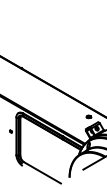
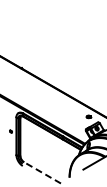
line: solid -> dashed (42, 172)
